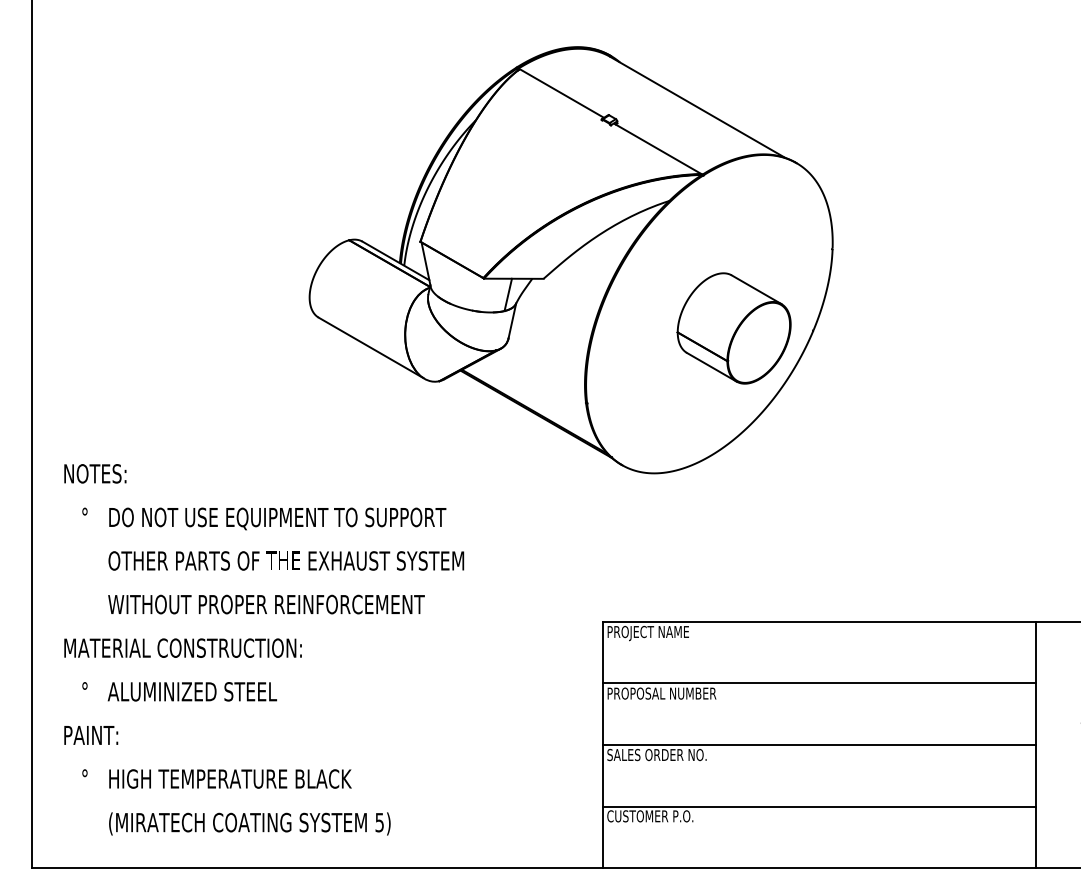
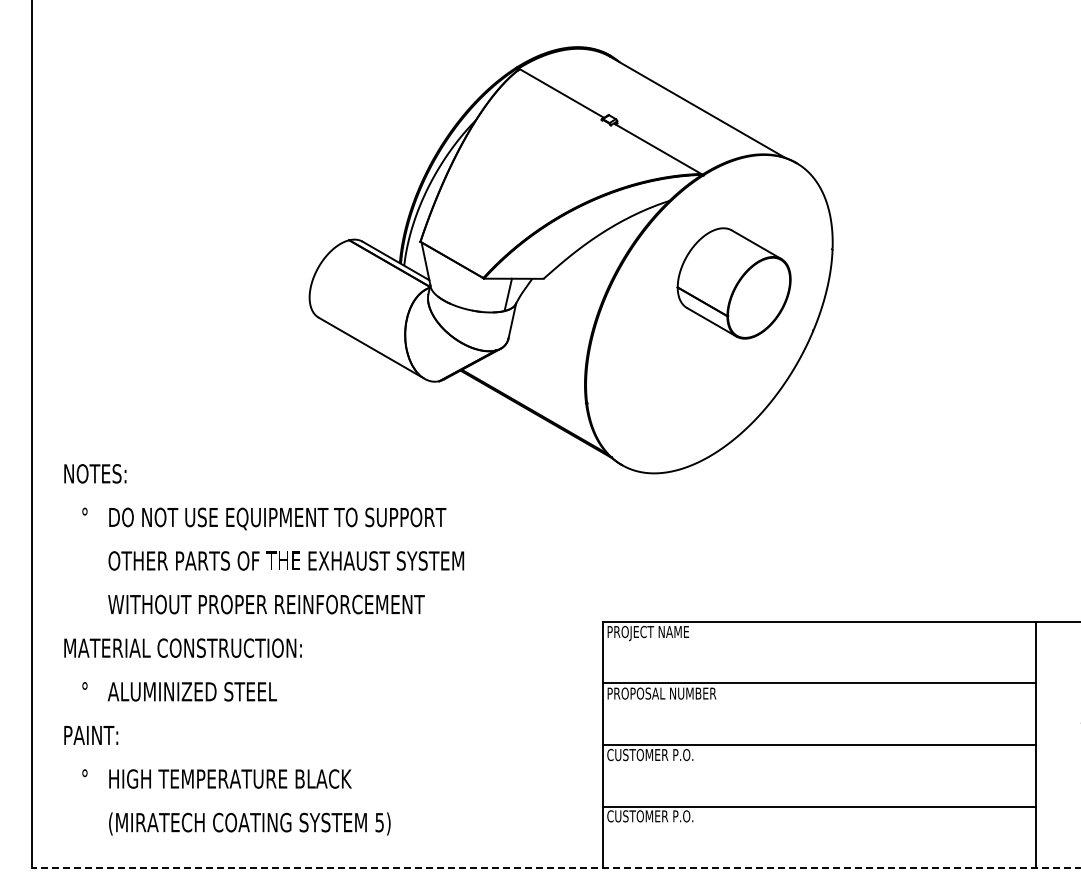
part position: (733, 328) -> (733, 283) (733, 283)
text: SALES ORDER NO. -> CUSTOMER P.O. (656, 754)
line: solid -> dashed (556, 868)
